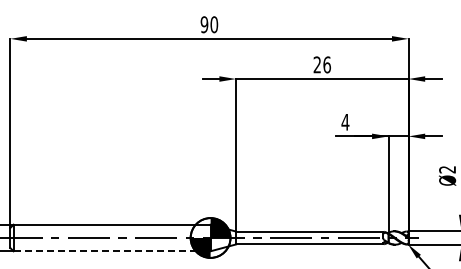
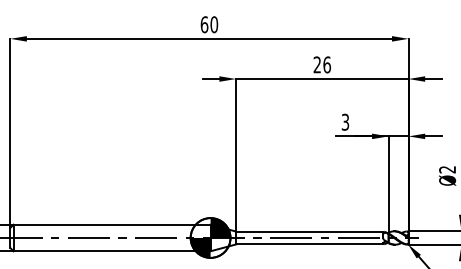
text: 90 -> 60 (204, 24)
text: 4 -> 3 (345, 121)
line: dashed -> solid (112, 251)
